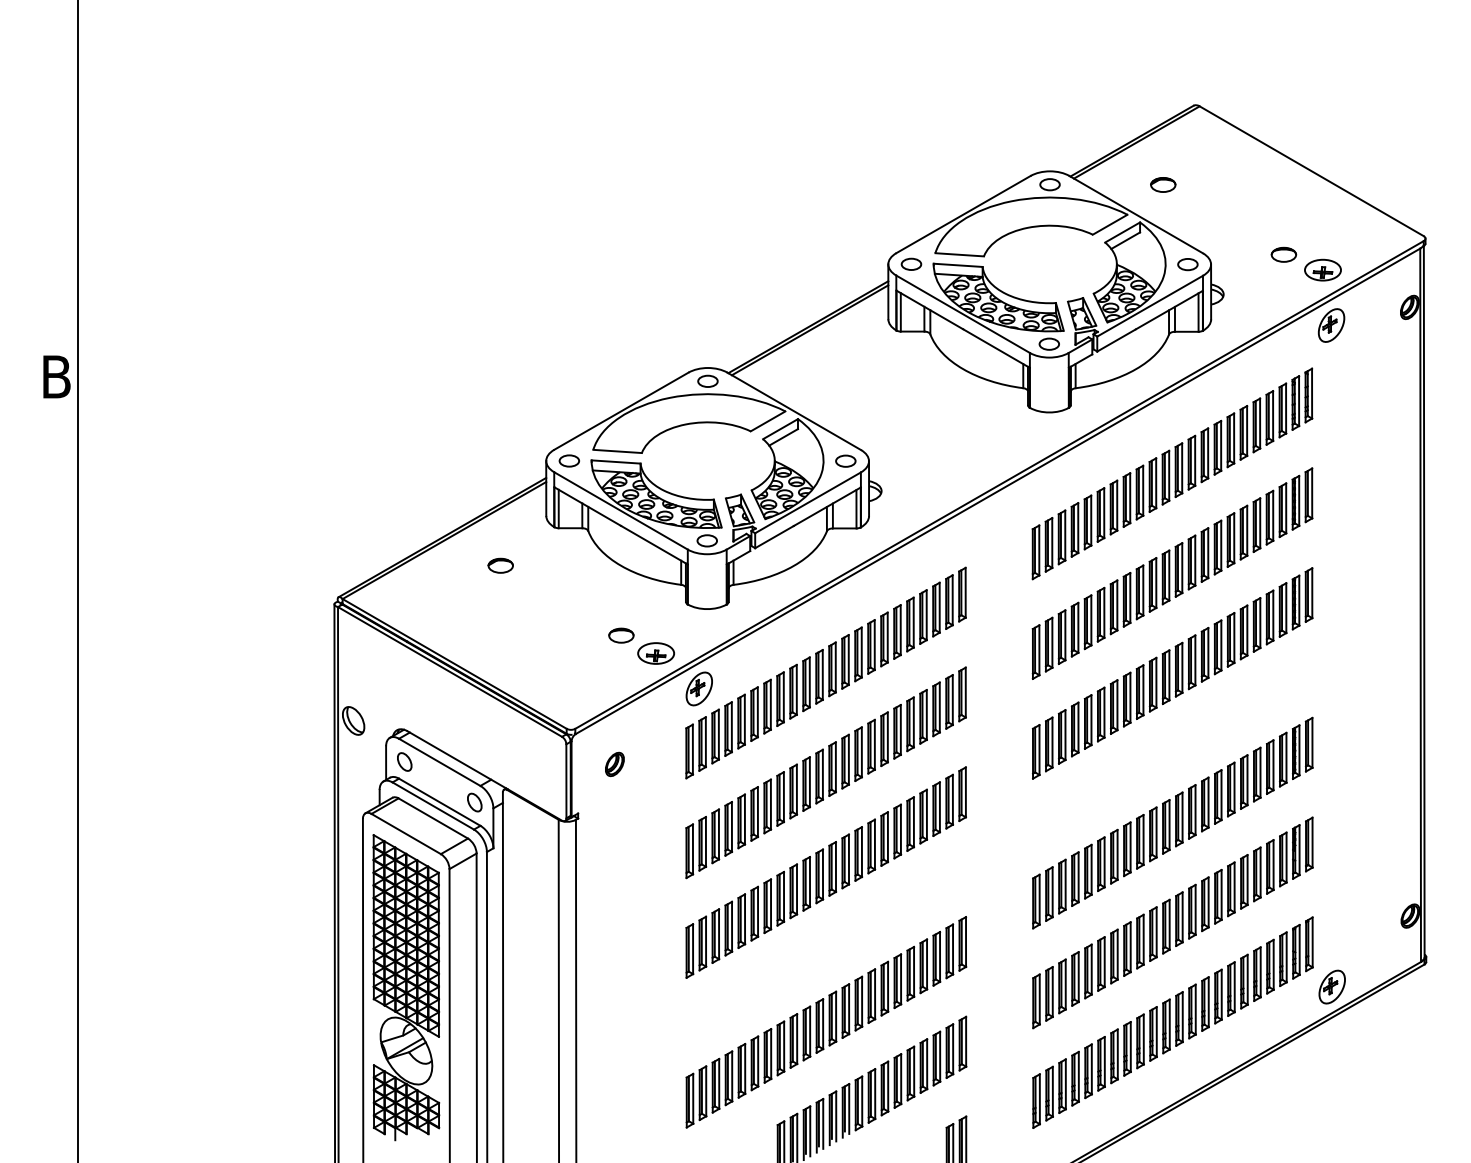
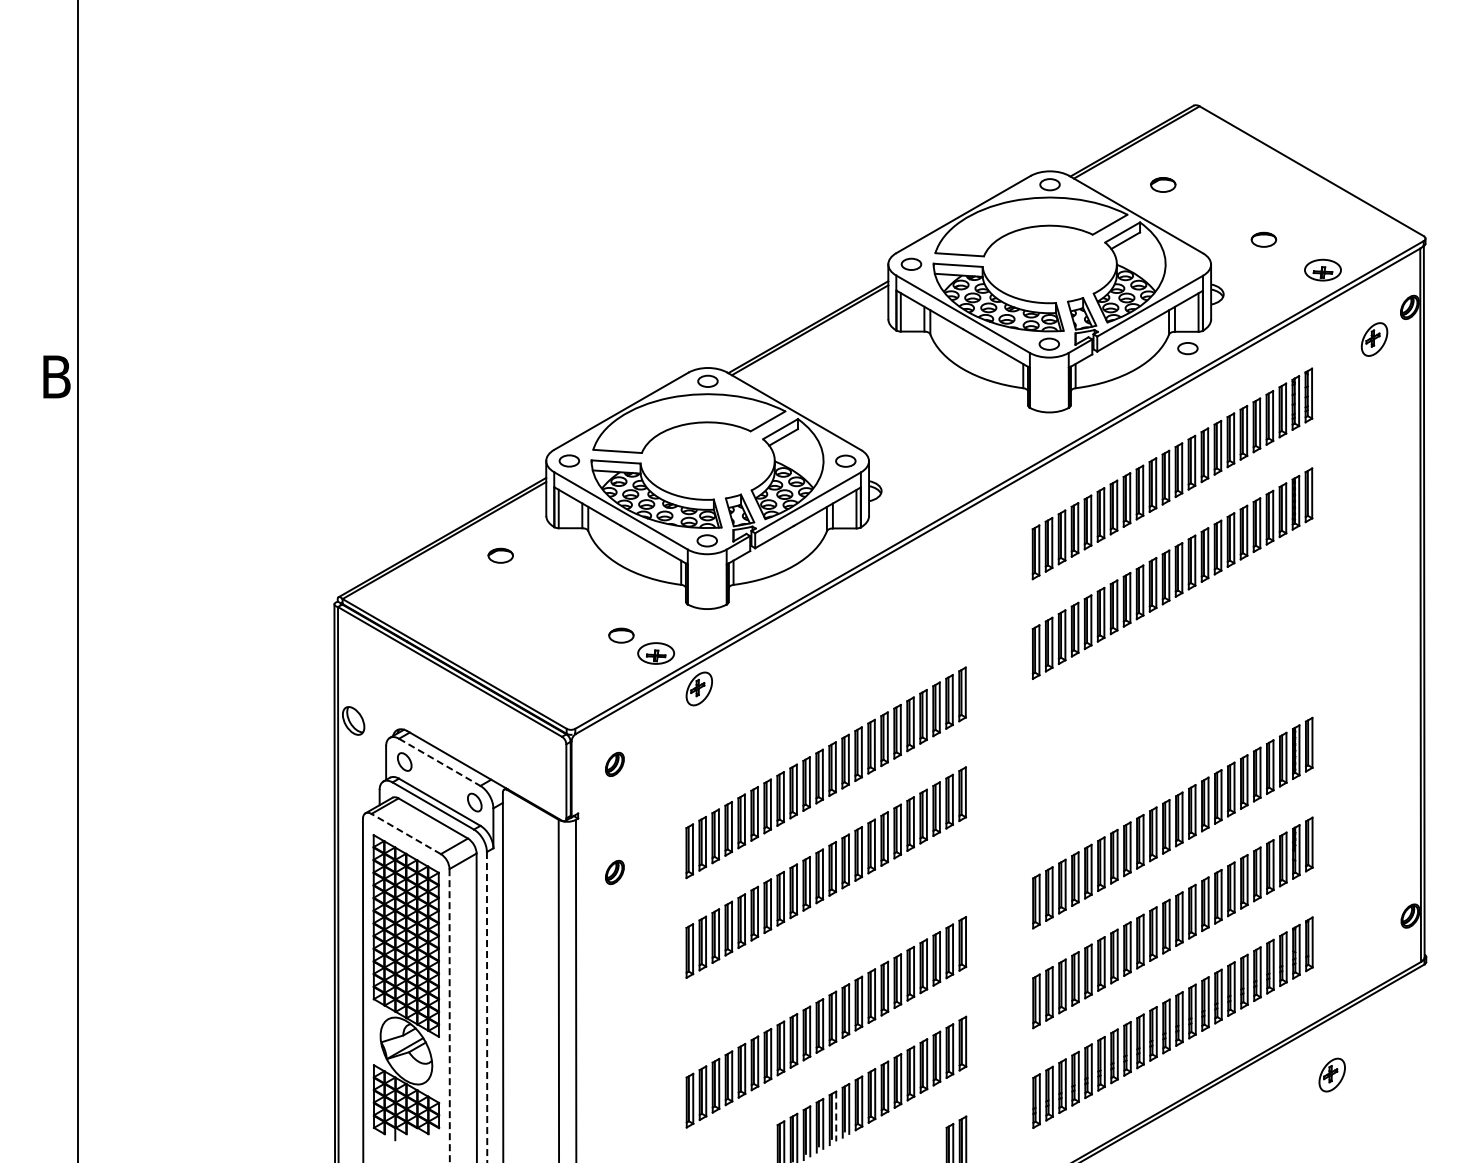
part position: (1283, 254) -> (1263, 239) (1263, 239)
part position: (1187, 264) -> (1187, 348) (1187, 348)
part position: (1331, 325) -> (1374, 339) (1374, 339)
part position: (500, 565) -> (500, 555) (500, 555)
part: present -> none (825, 672)
part: present -> none (1172, 673)
line: solid -> dashed (440, 762)
line: solid -> dashed (405, 833)
part: none -> present (614, 872)
part position: (1331, 986) -> (1331, 1074) (1331, 1074)
line: solid -> dashed (487, 1007)
line: solid -> dashed (449, 1015)
line: solid -> dashed (836, 1116)
